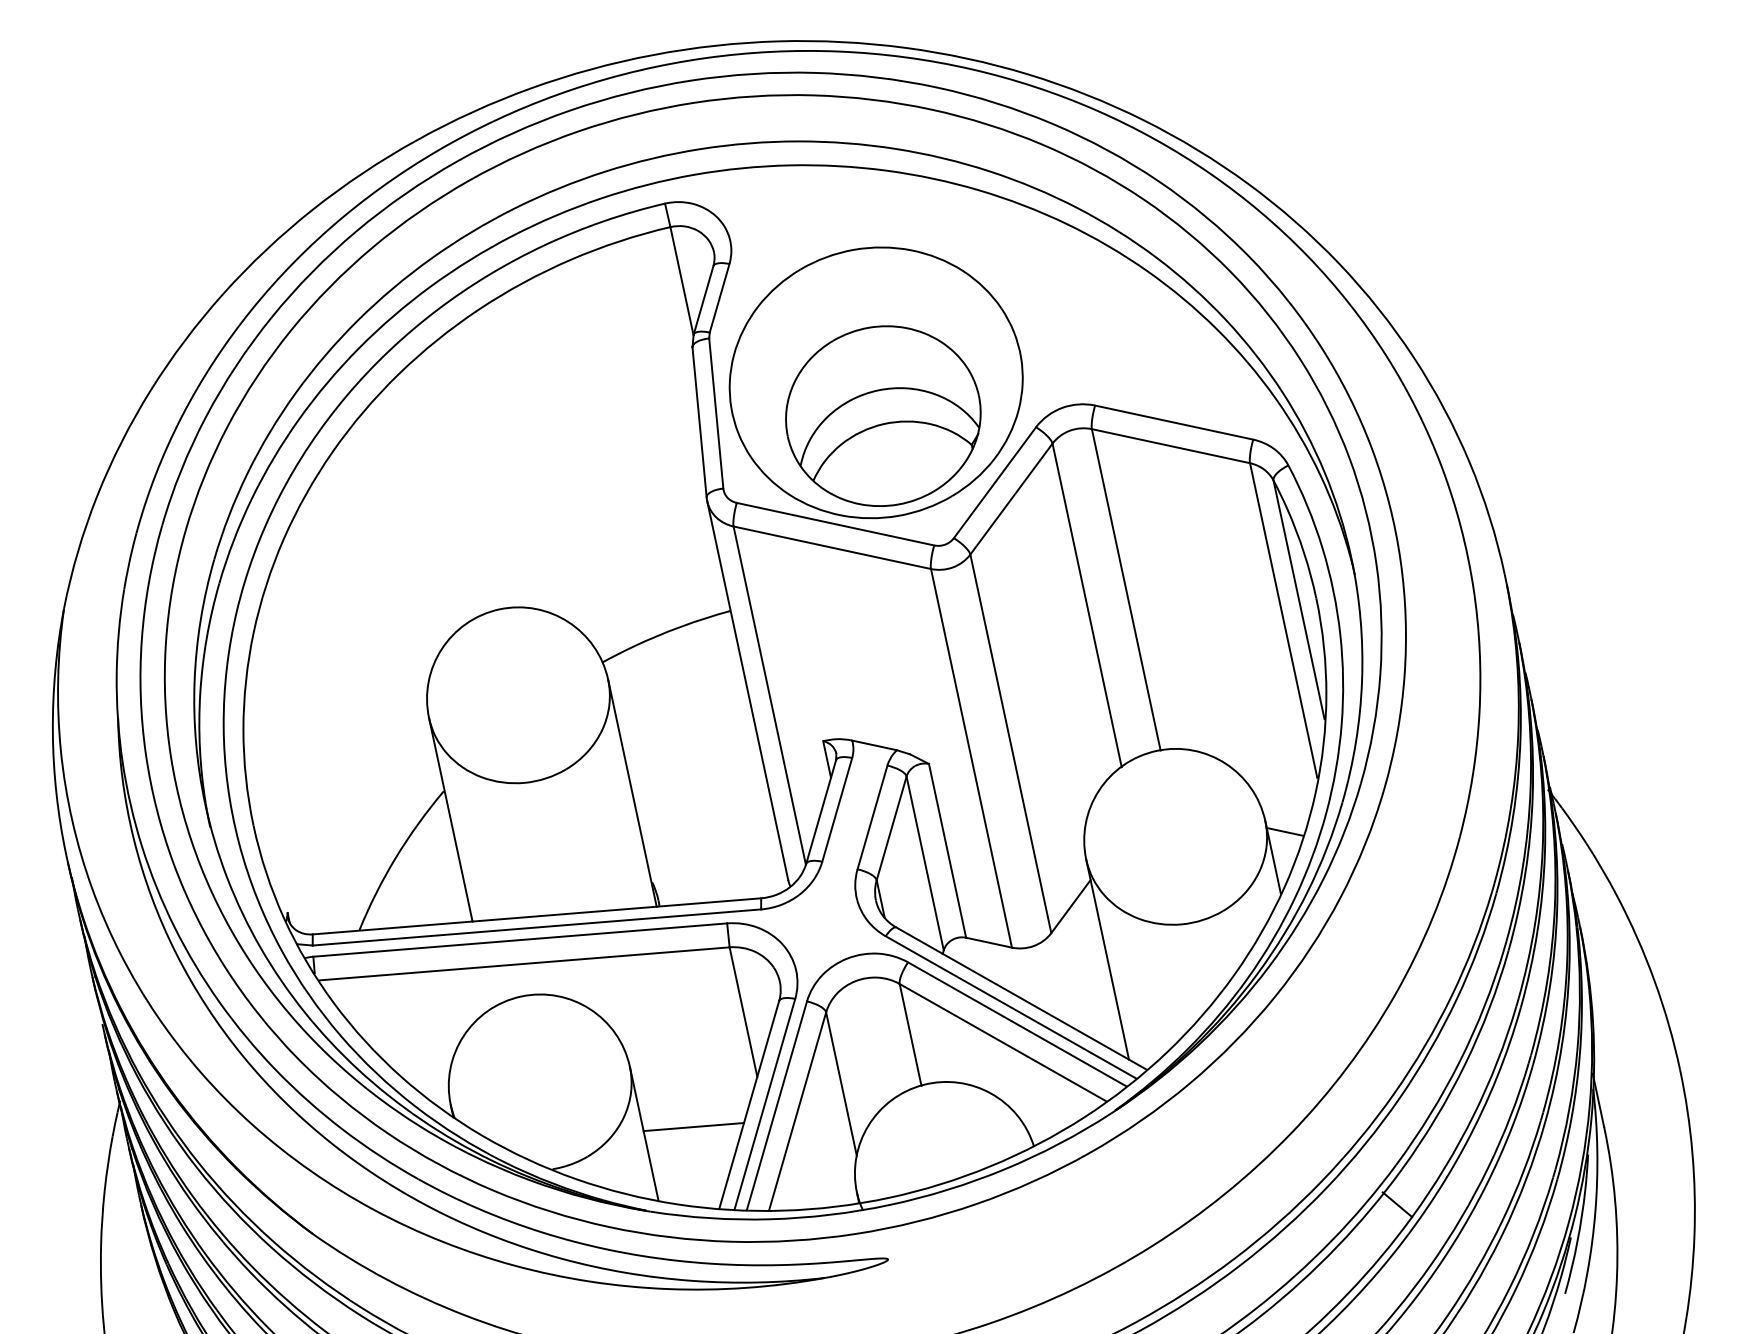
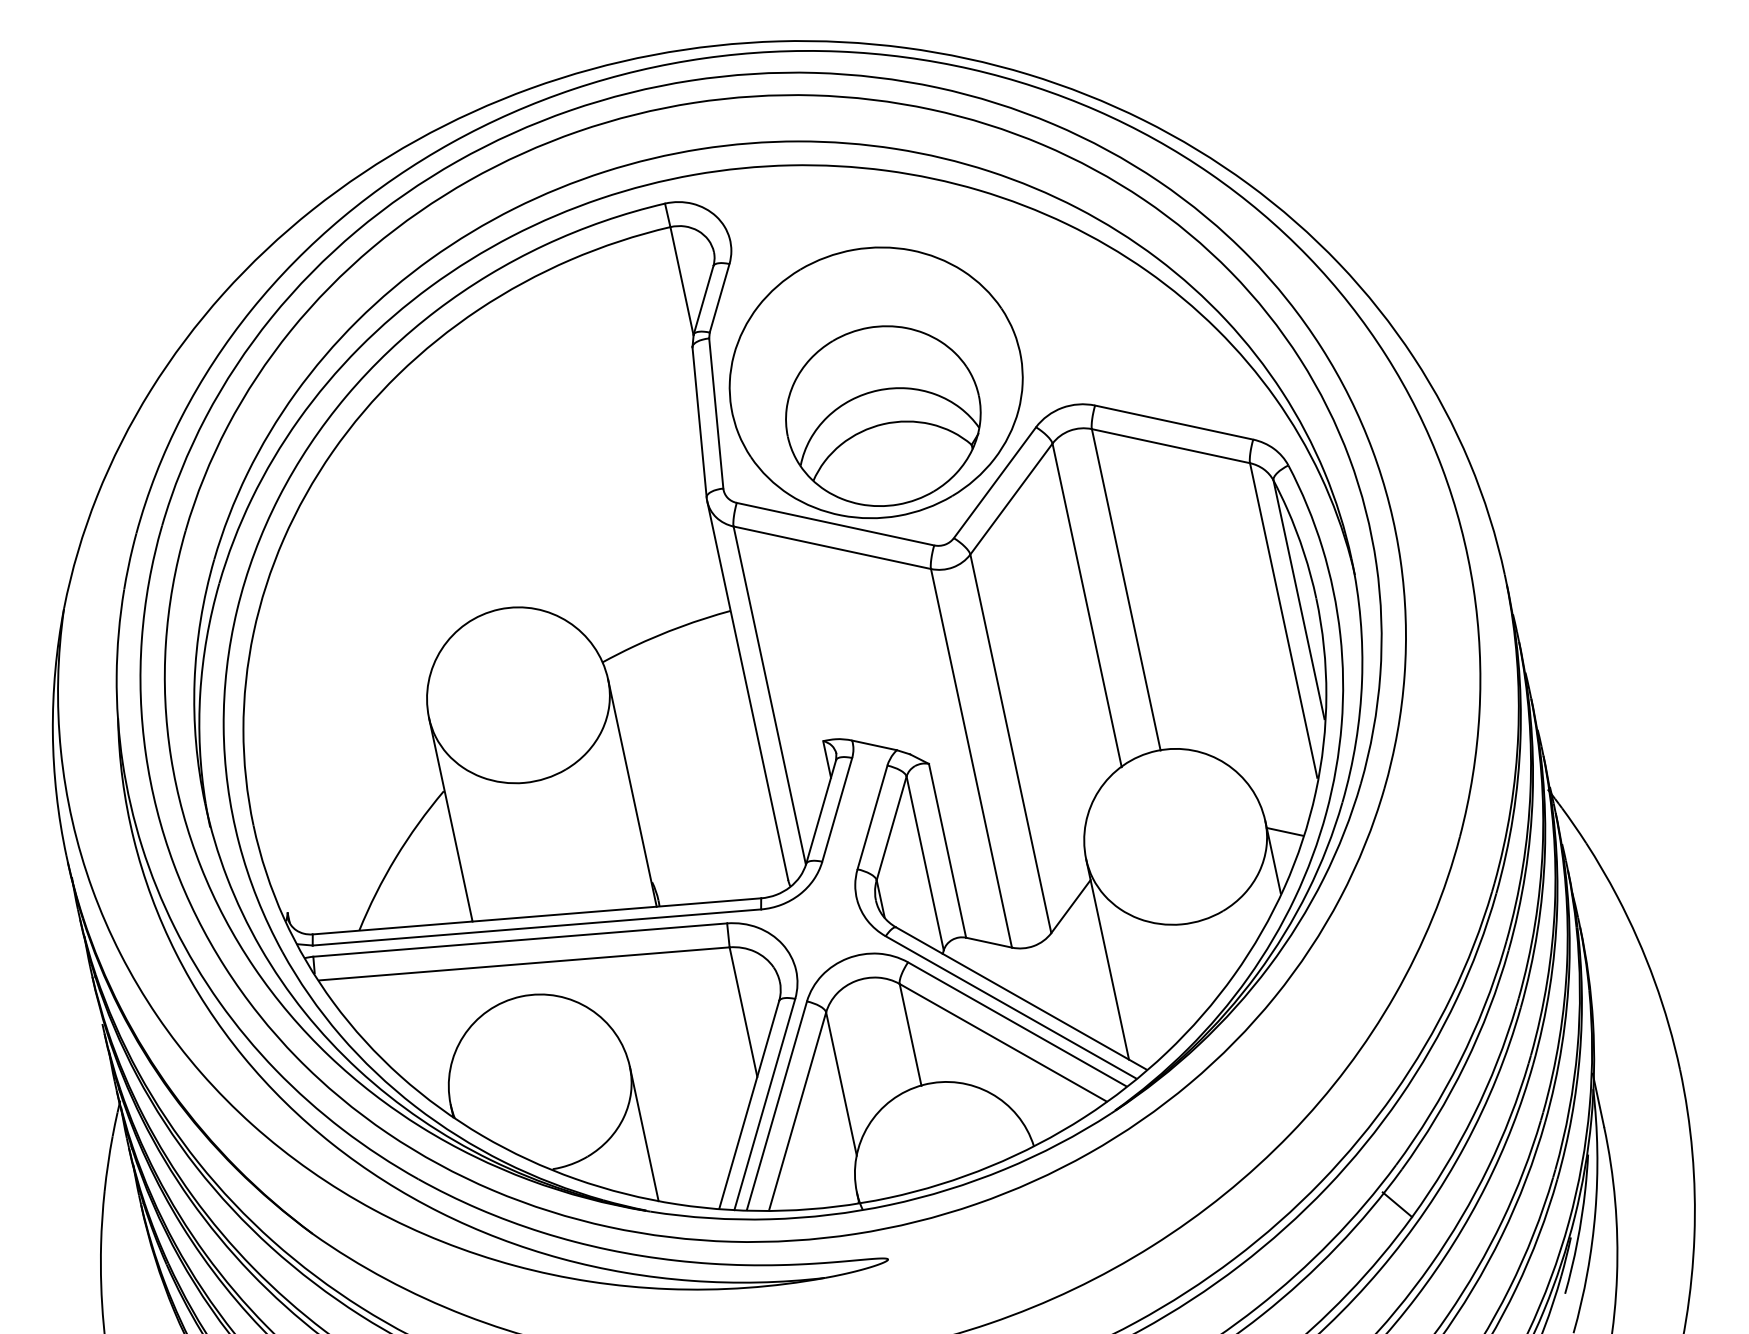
line: present -> none (693, 1127)
